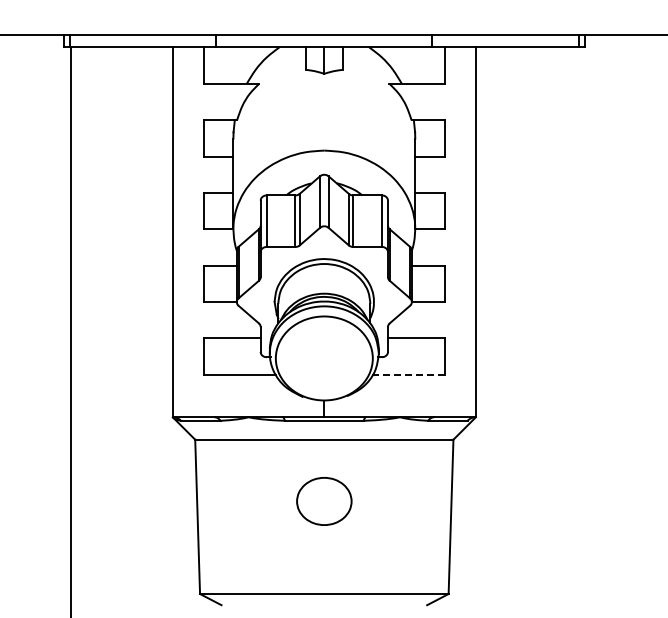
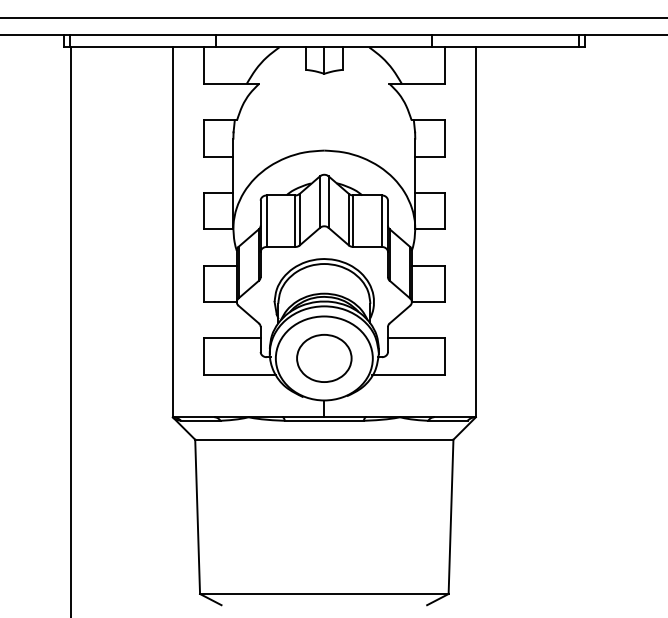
line: none -> present (333, 18)
line: dashed -> solid (408, 374)
part position: (324, 501) -> (324, 358) (324, 358)
